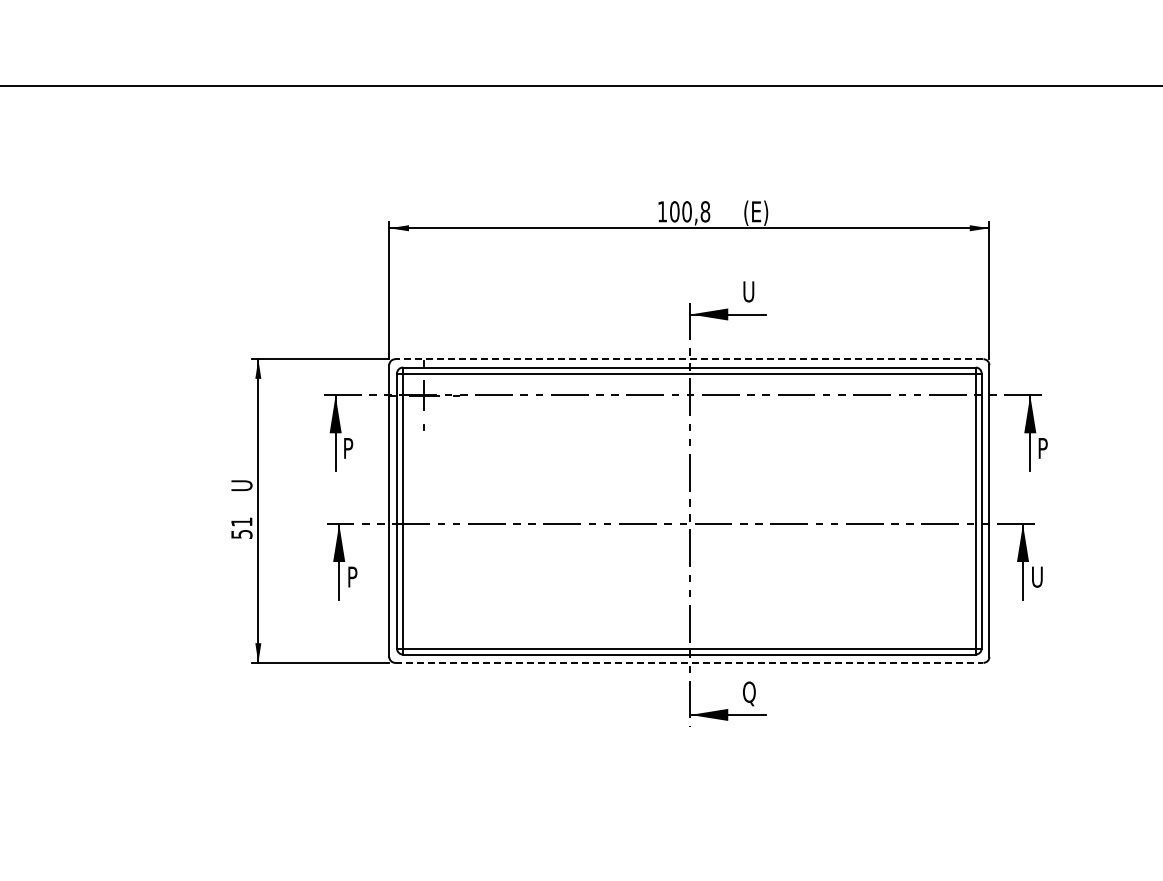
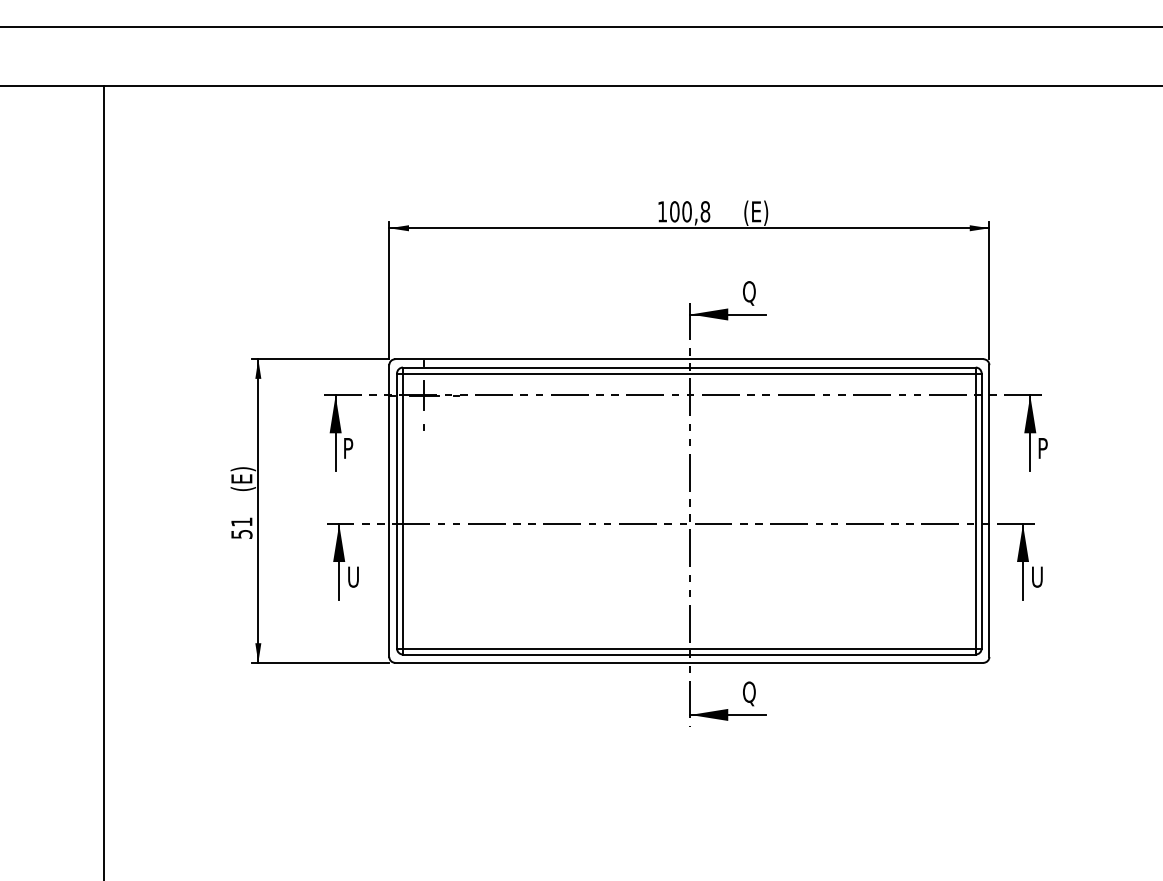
line: none -> present (580, 26)
text: U -> Q (749, 293)
line: dashed -> solid (688, 359)
text: U -> (E) (242, 479)
line: none -> present (103, 481)
text: P -> U (353, 576)
line: dashed -> solid (689, 662)
